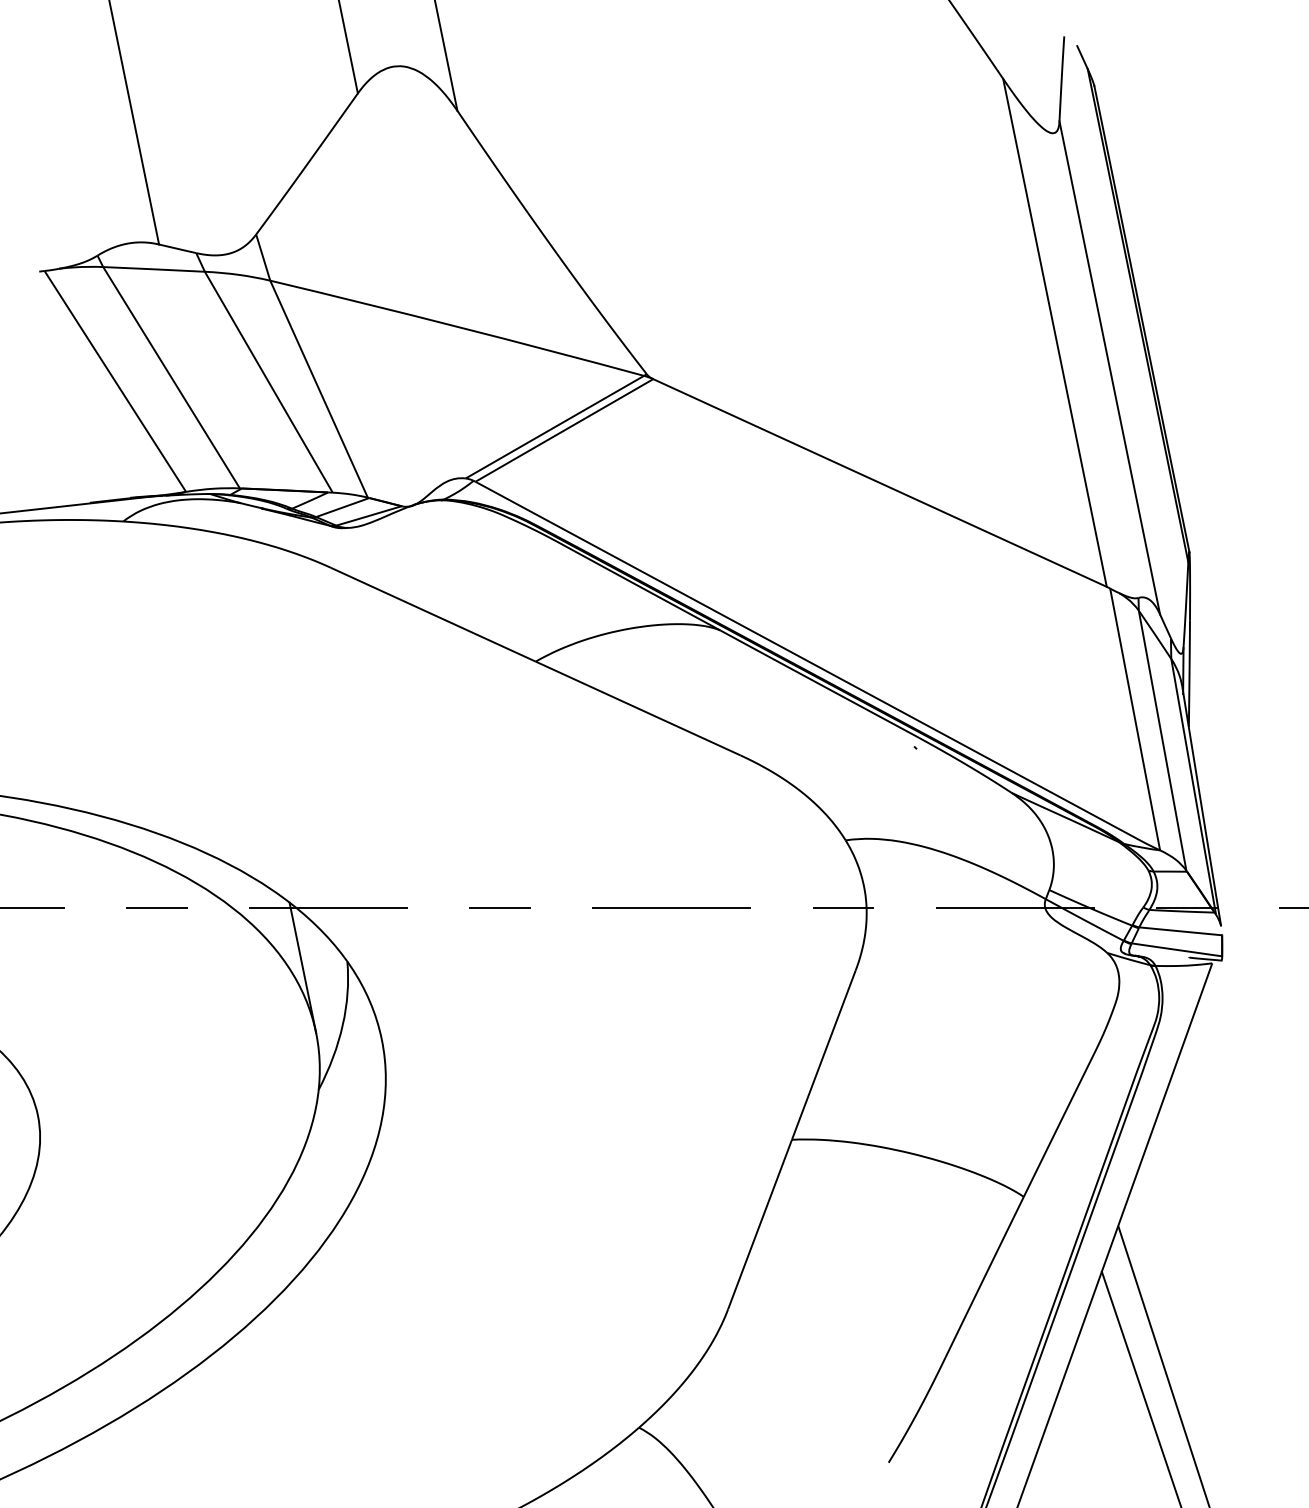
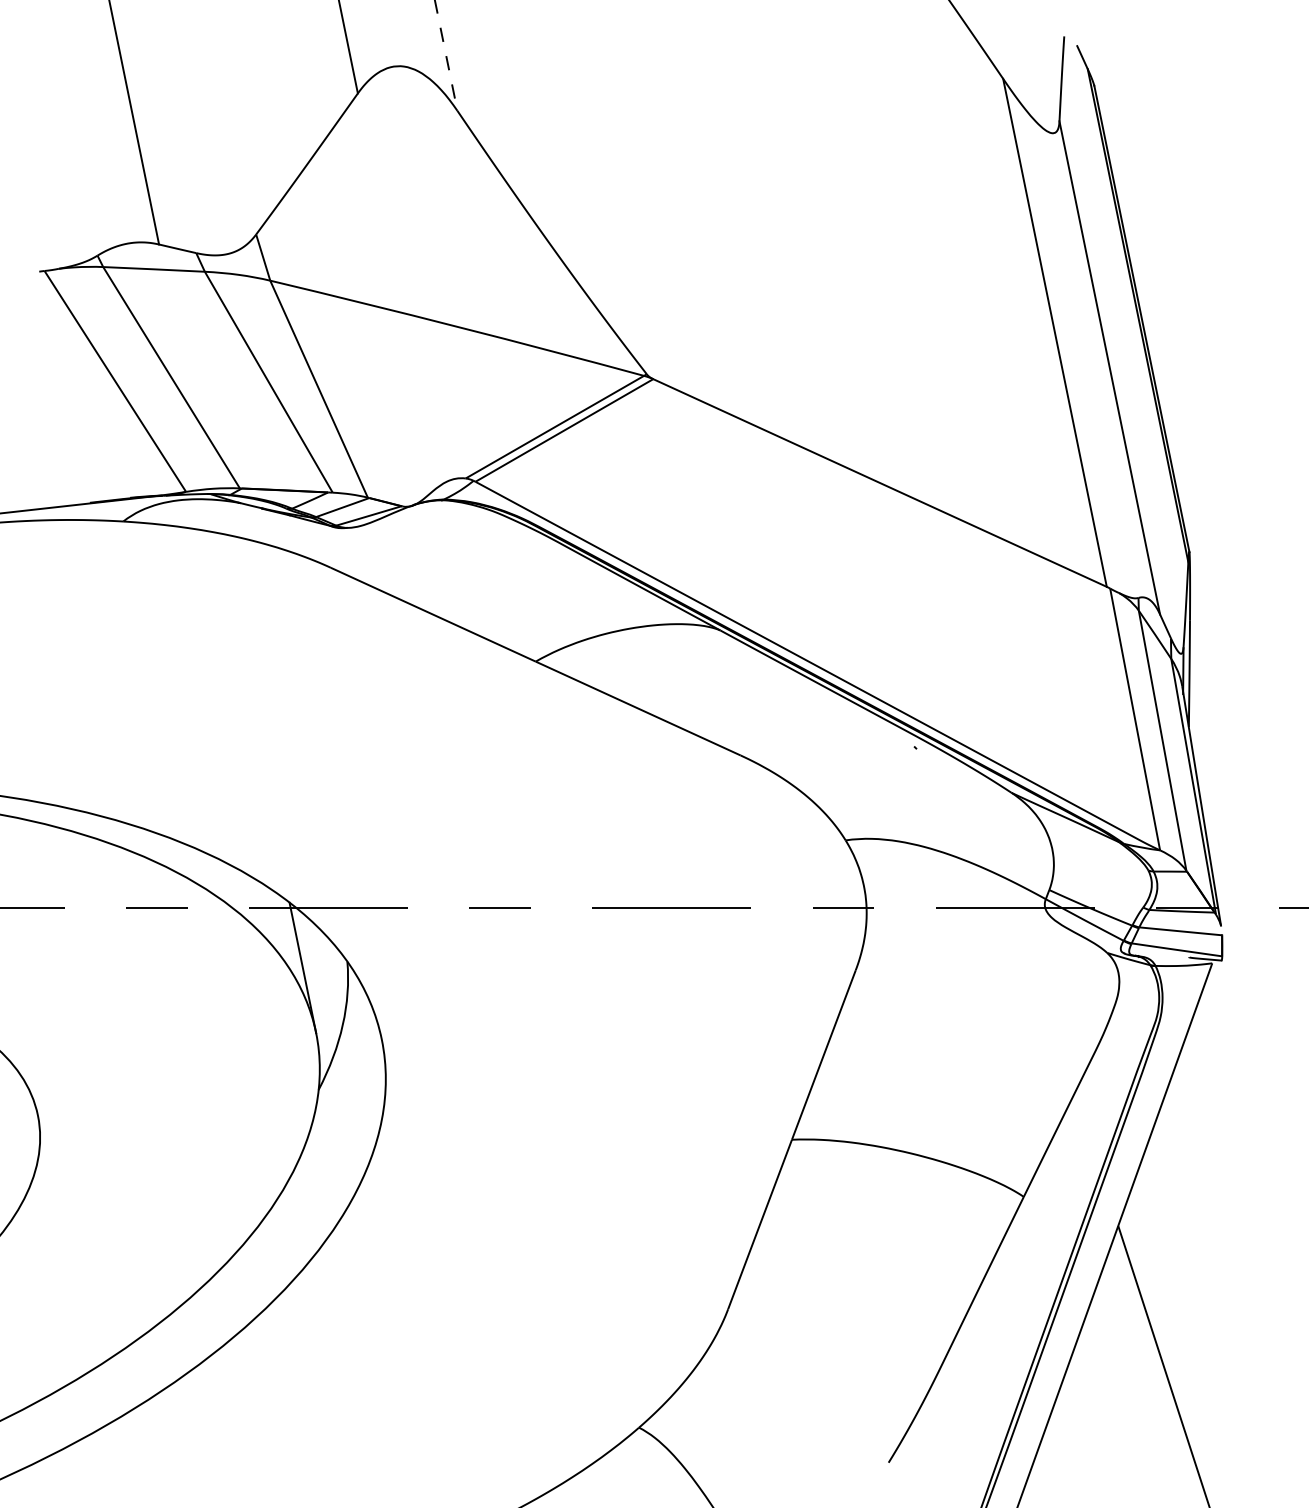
line: solid -> dashed (446, 56)
line: present -> none (1140, 1387)
